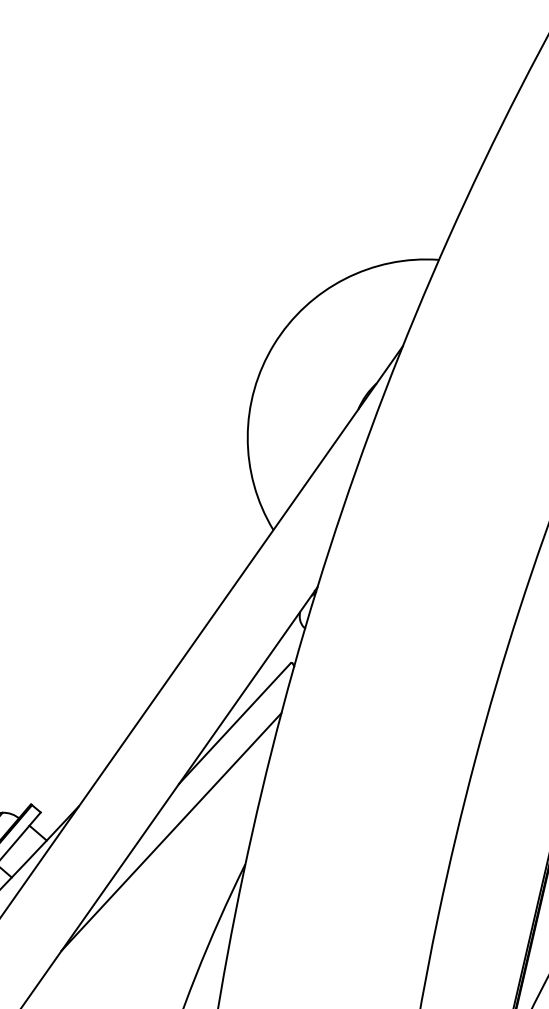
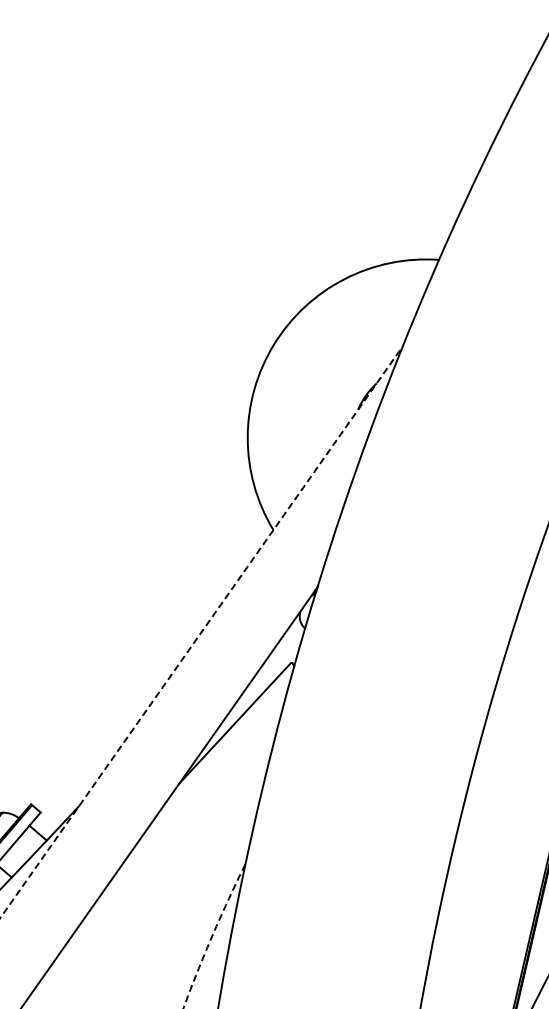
line: solid -> dashed (201, 632)
line: present -> none (171, 831)
arc: solid -> dashed (212, 936)
